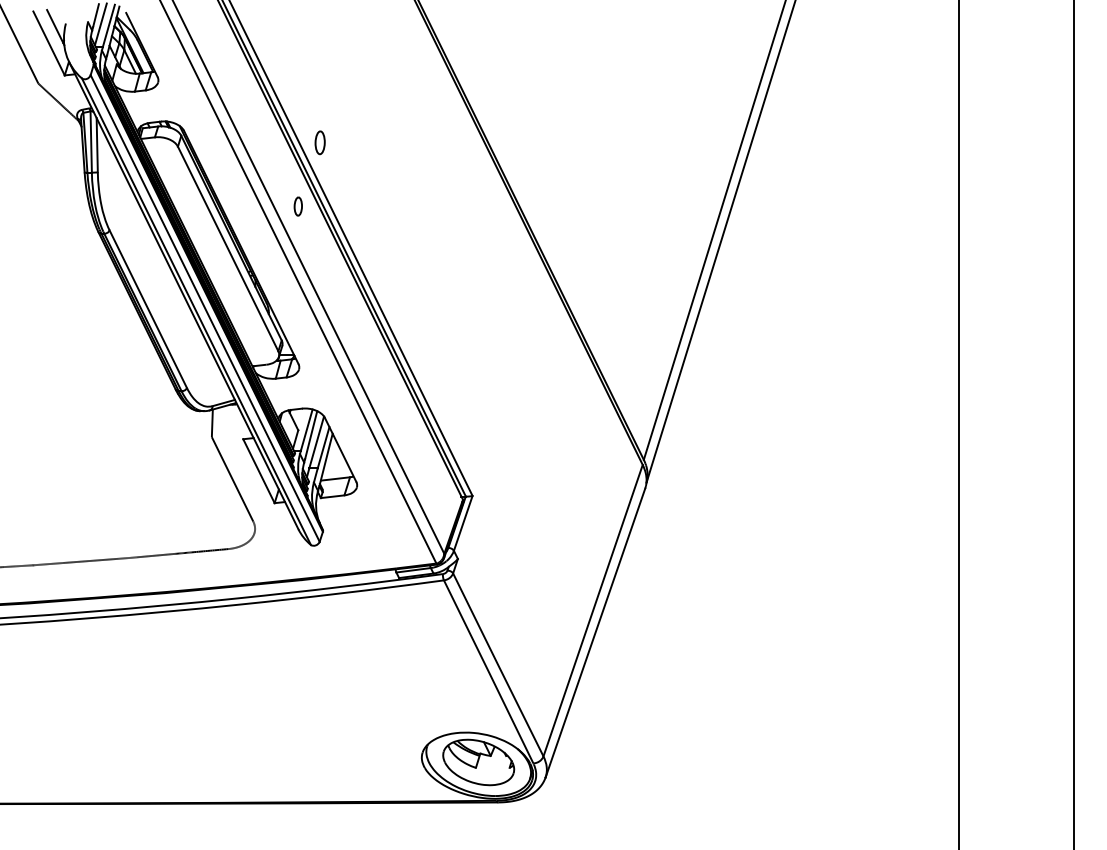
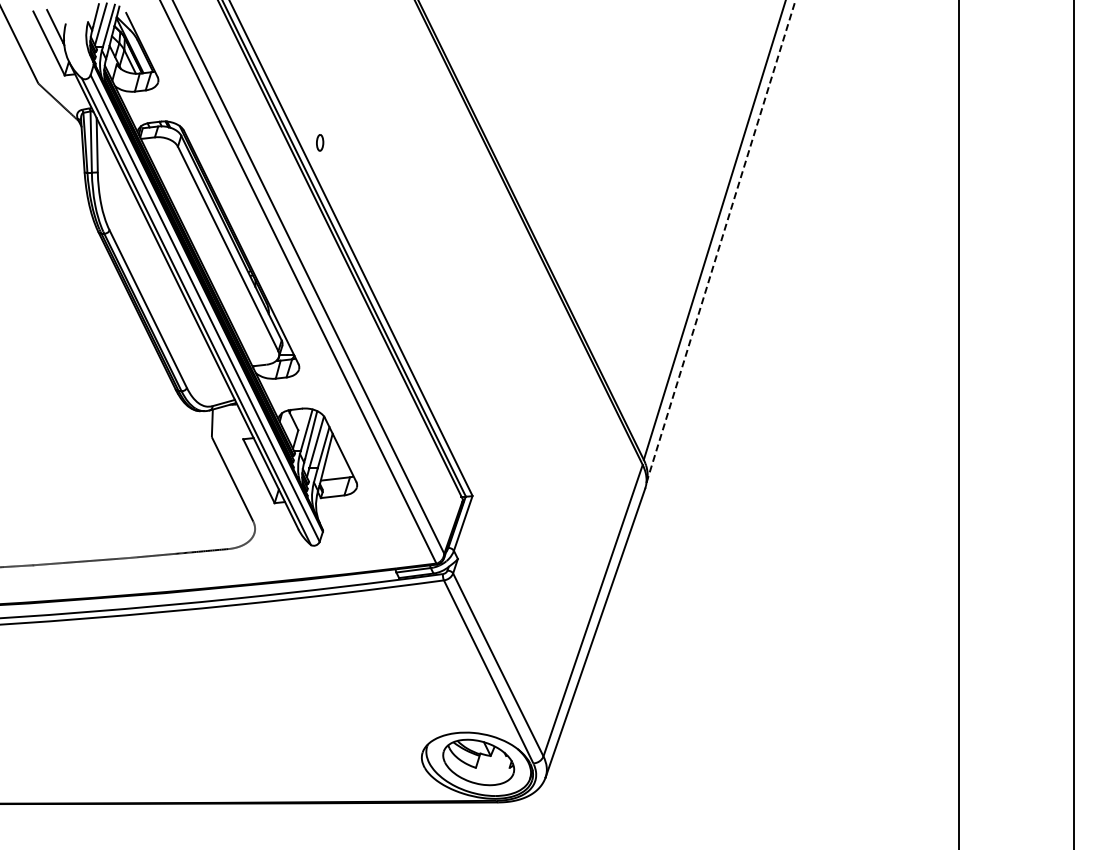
part size: 12x26 px -> 9x18 px (320, 142)
part: present -> none (297, 206)
line: solid -> dashed (721, 241)
